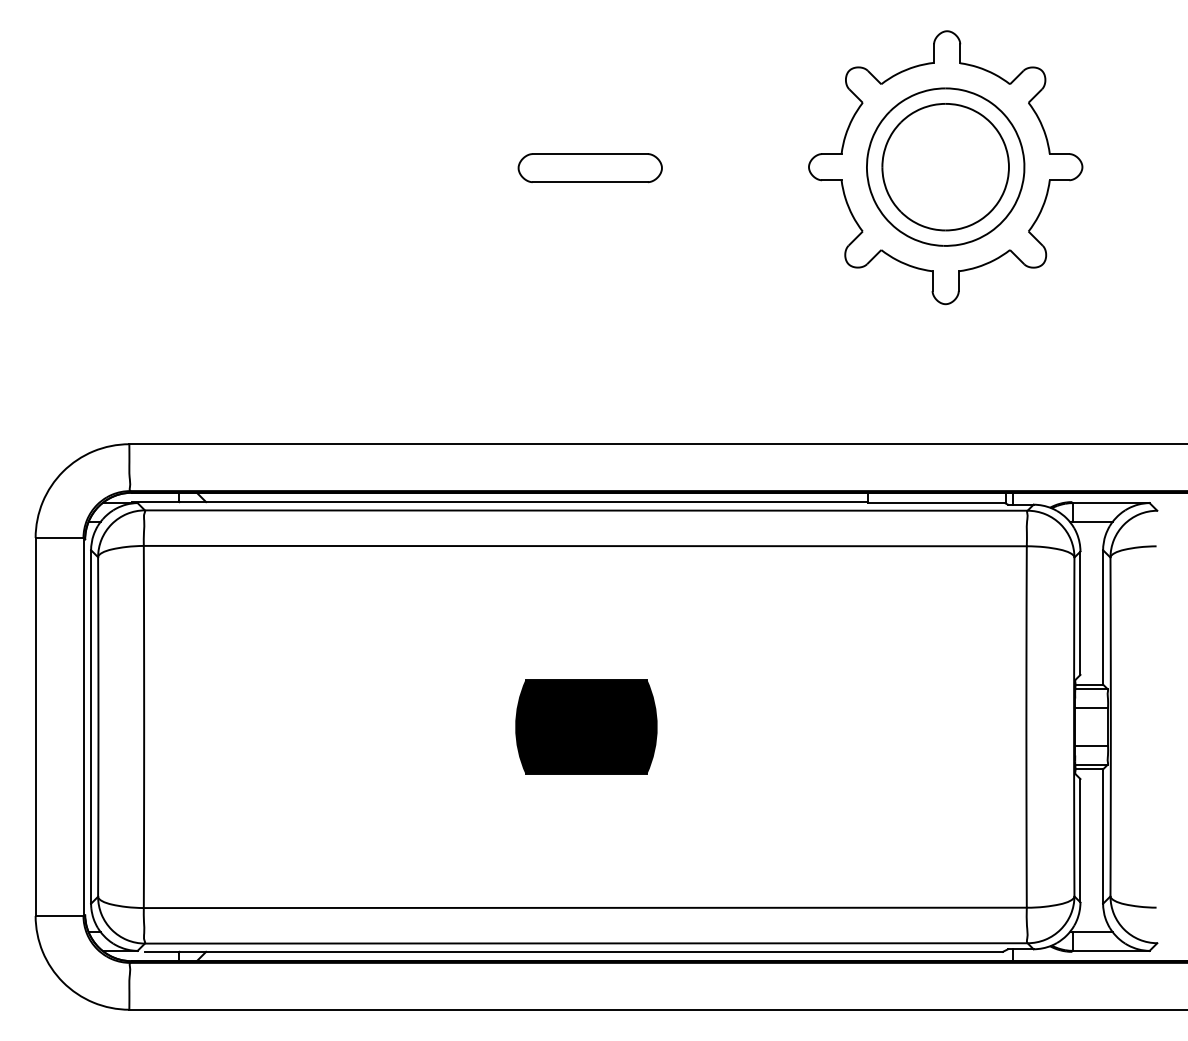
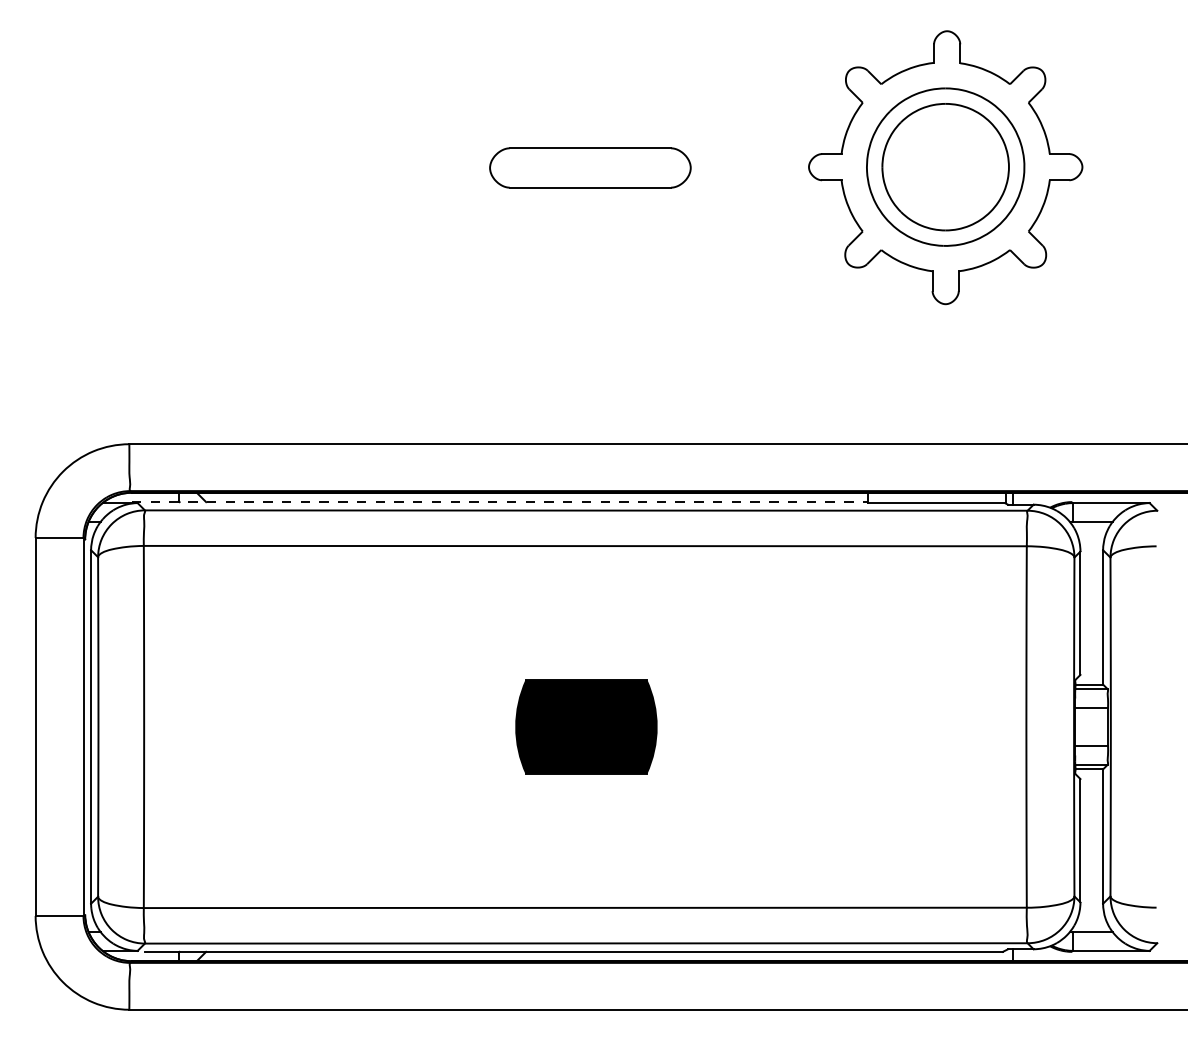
part size: 146x31 px -> 203x42 px (590, 167)
line: solid -> dashed (499, 502)
